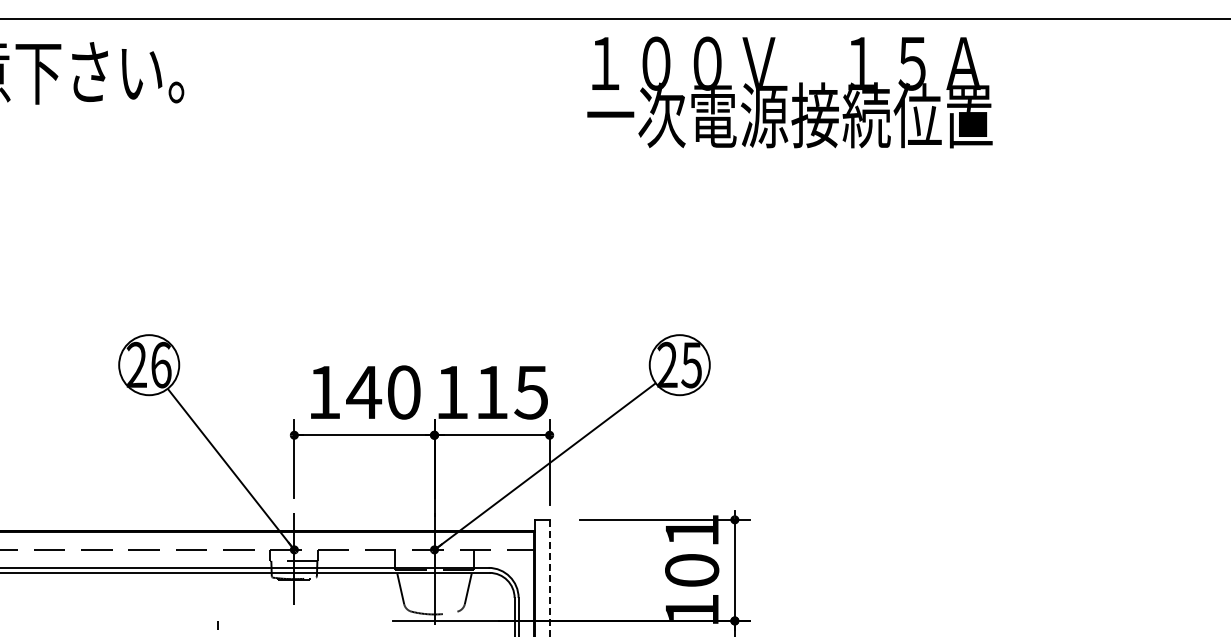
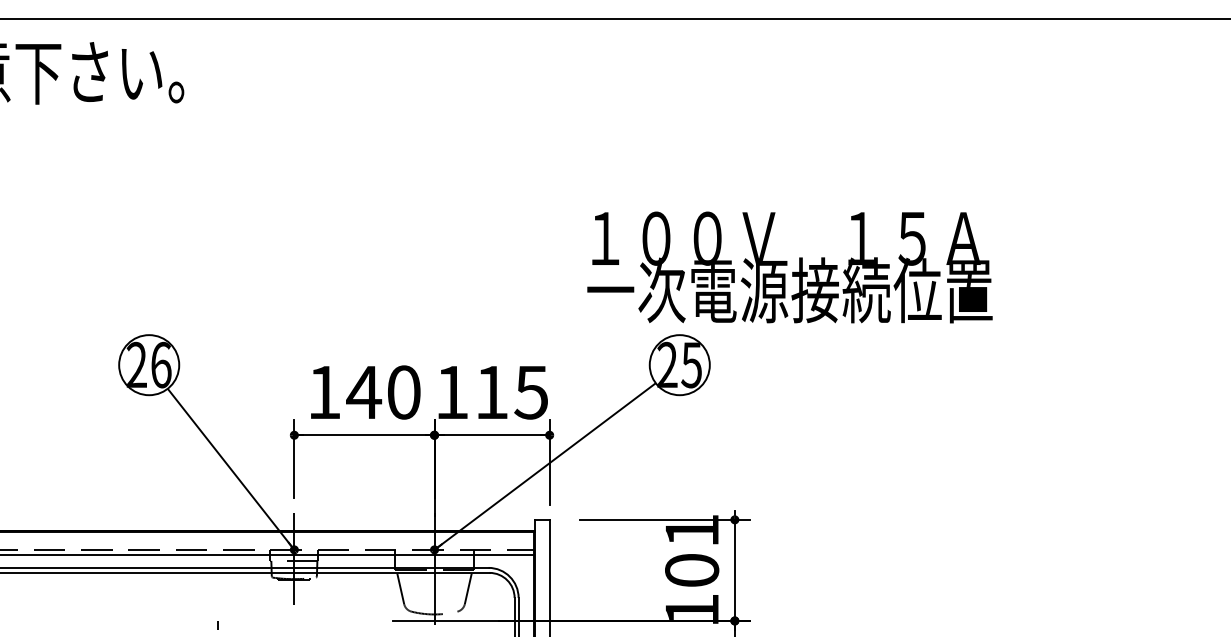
text position: (789, 92) -> (789, 267) (789, 267)
line: none -> present (267, 554)
line: dashed -> solid (549, 578)
